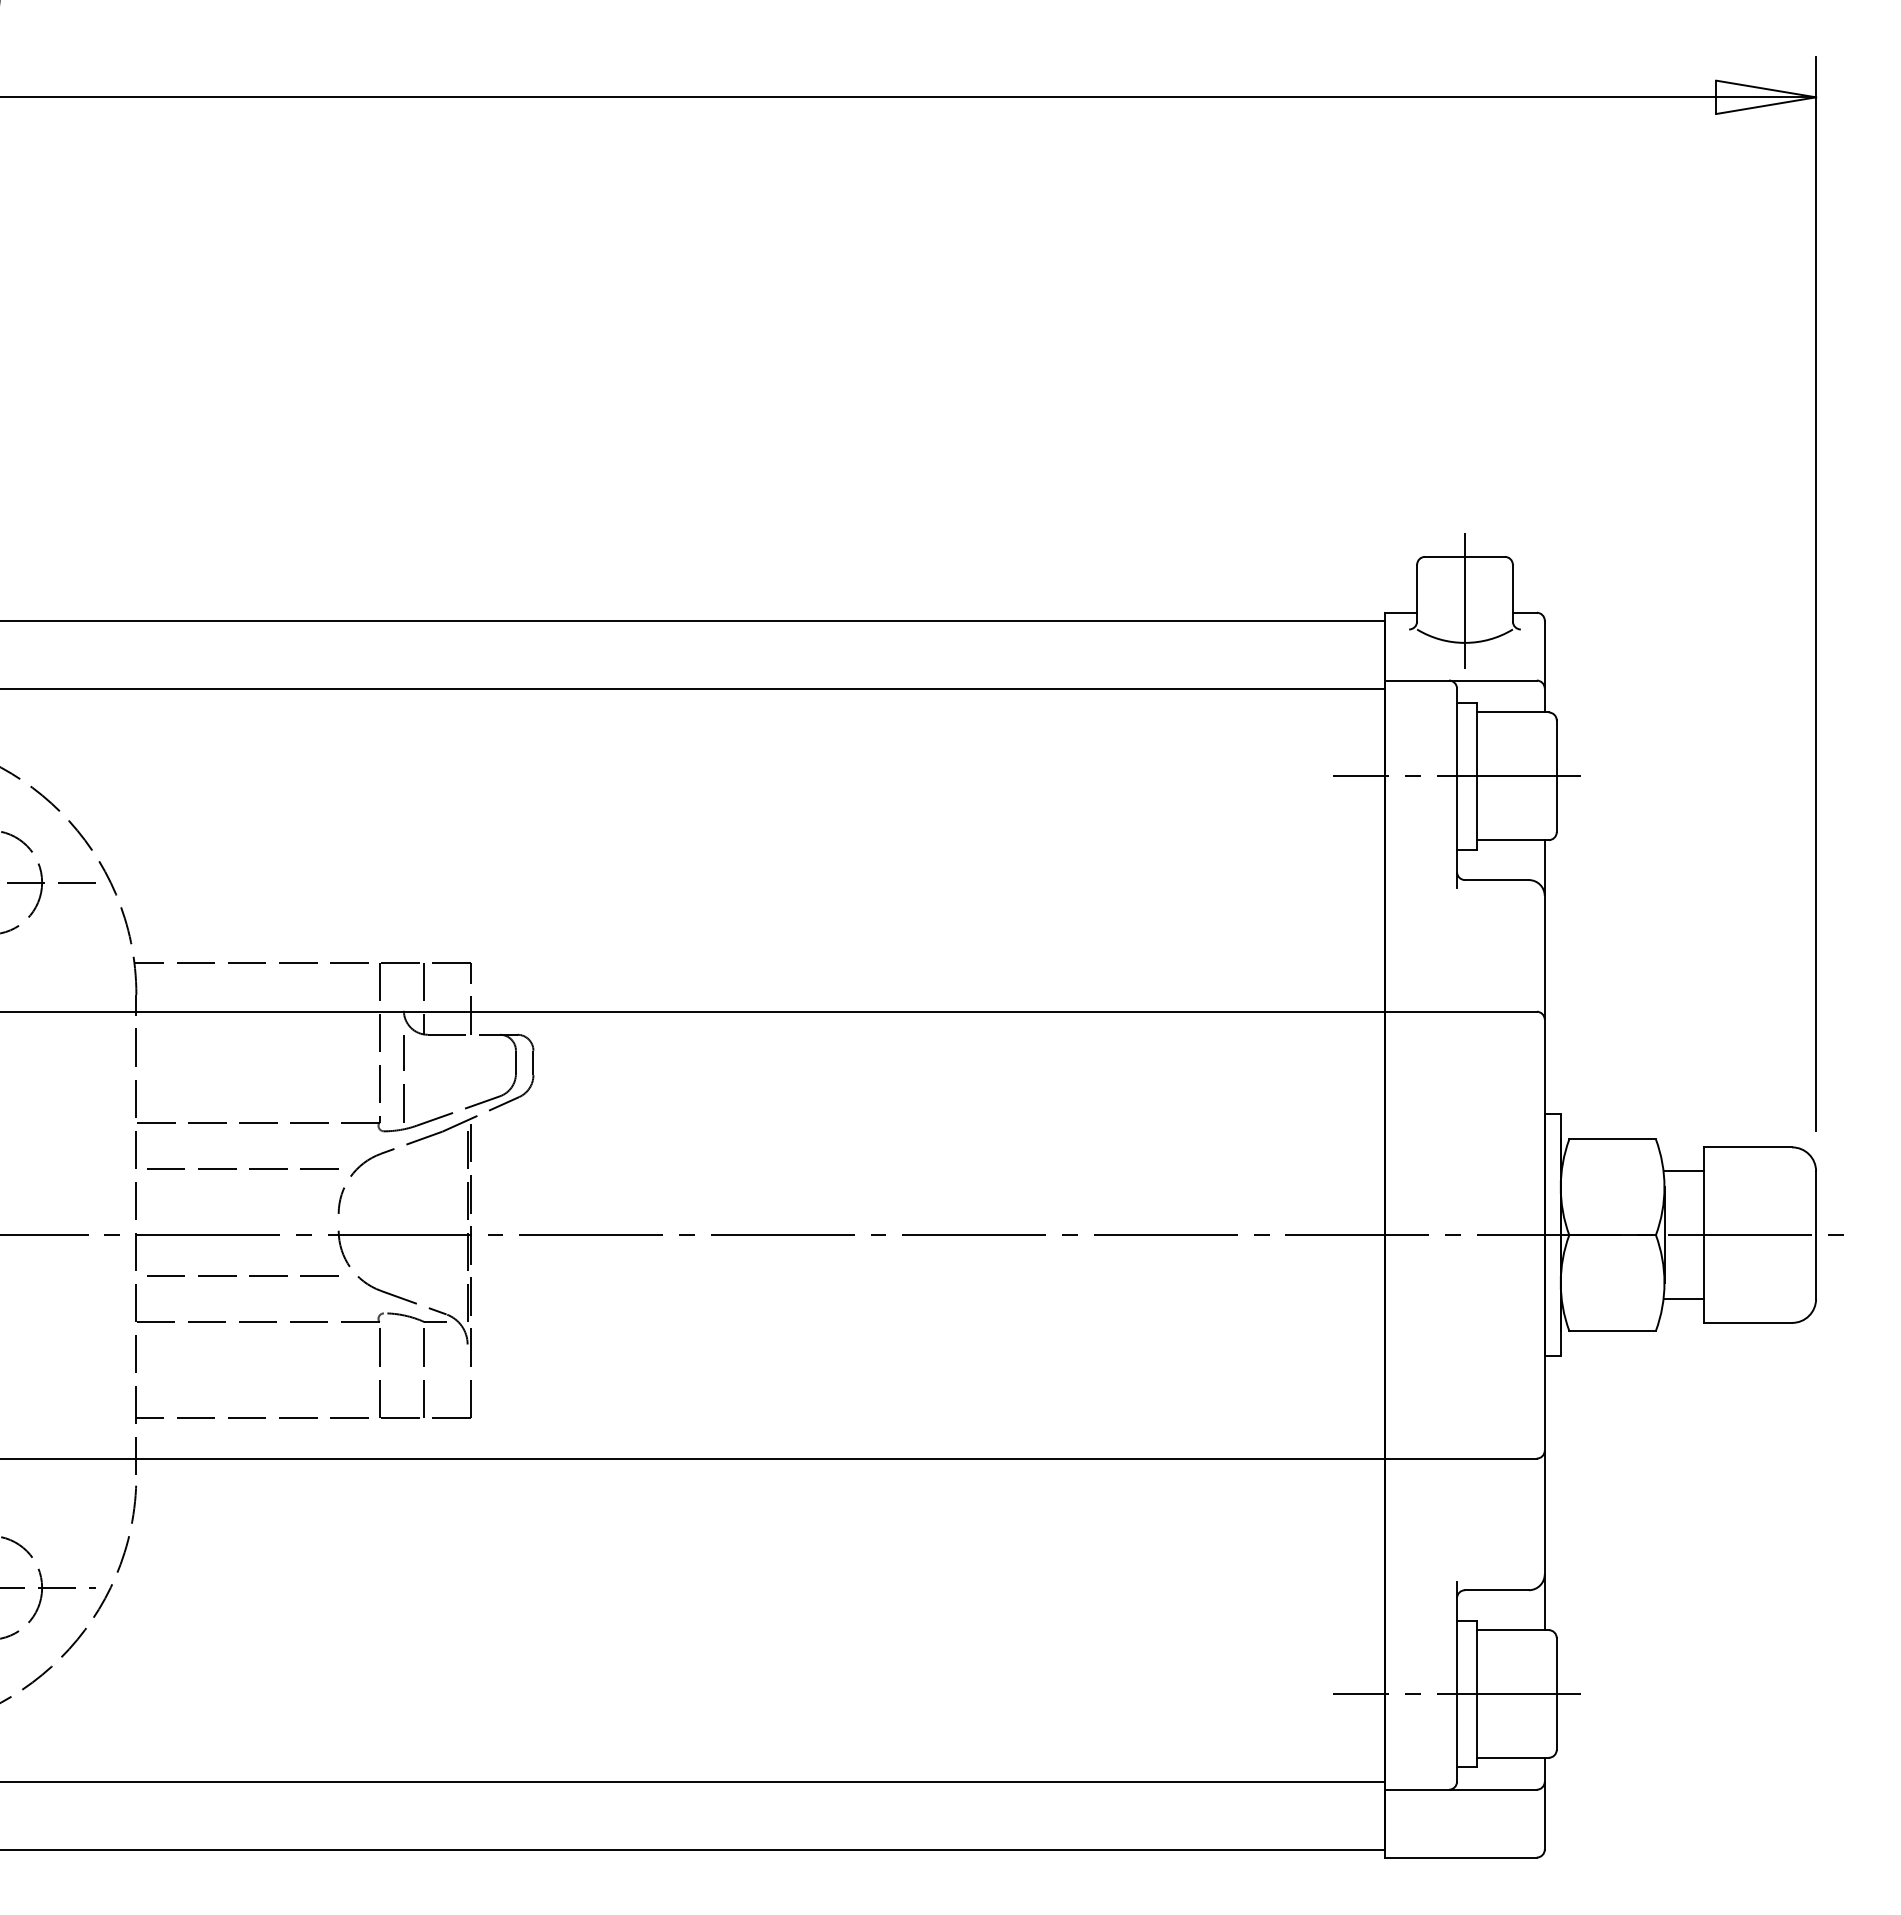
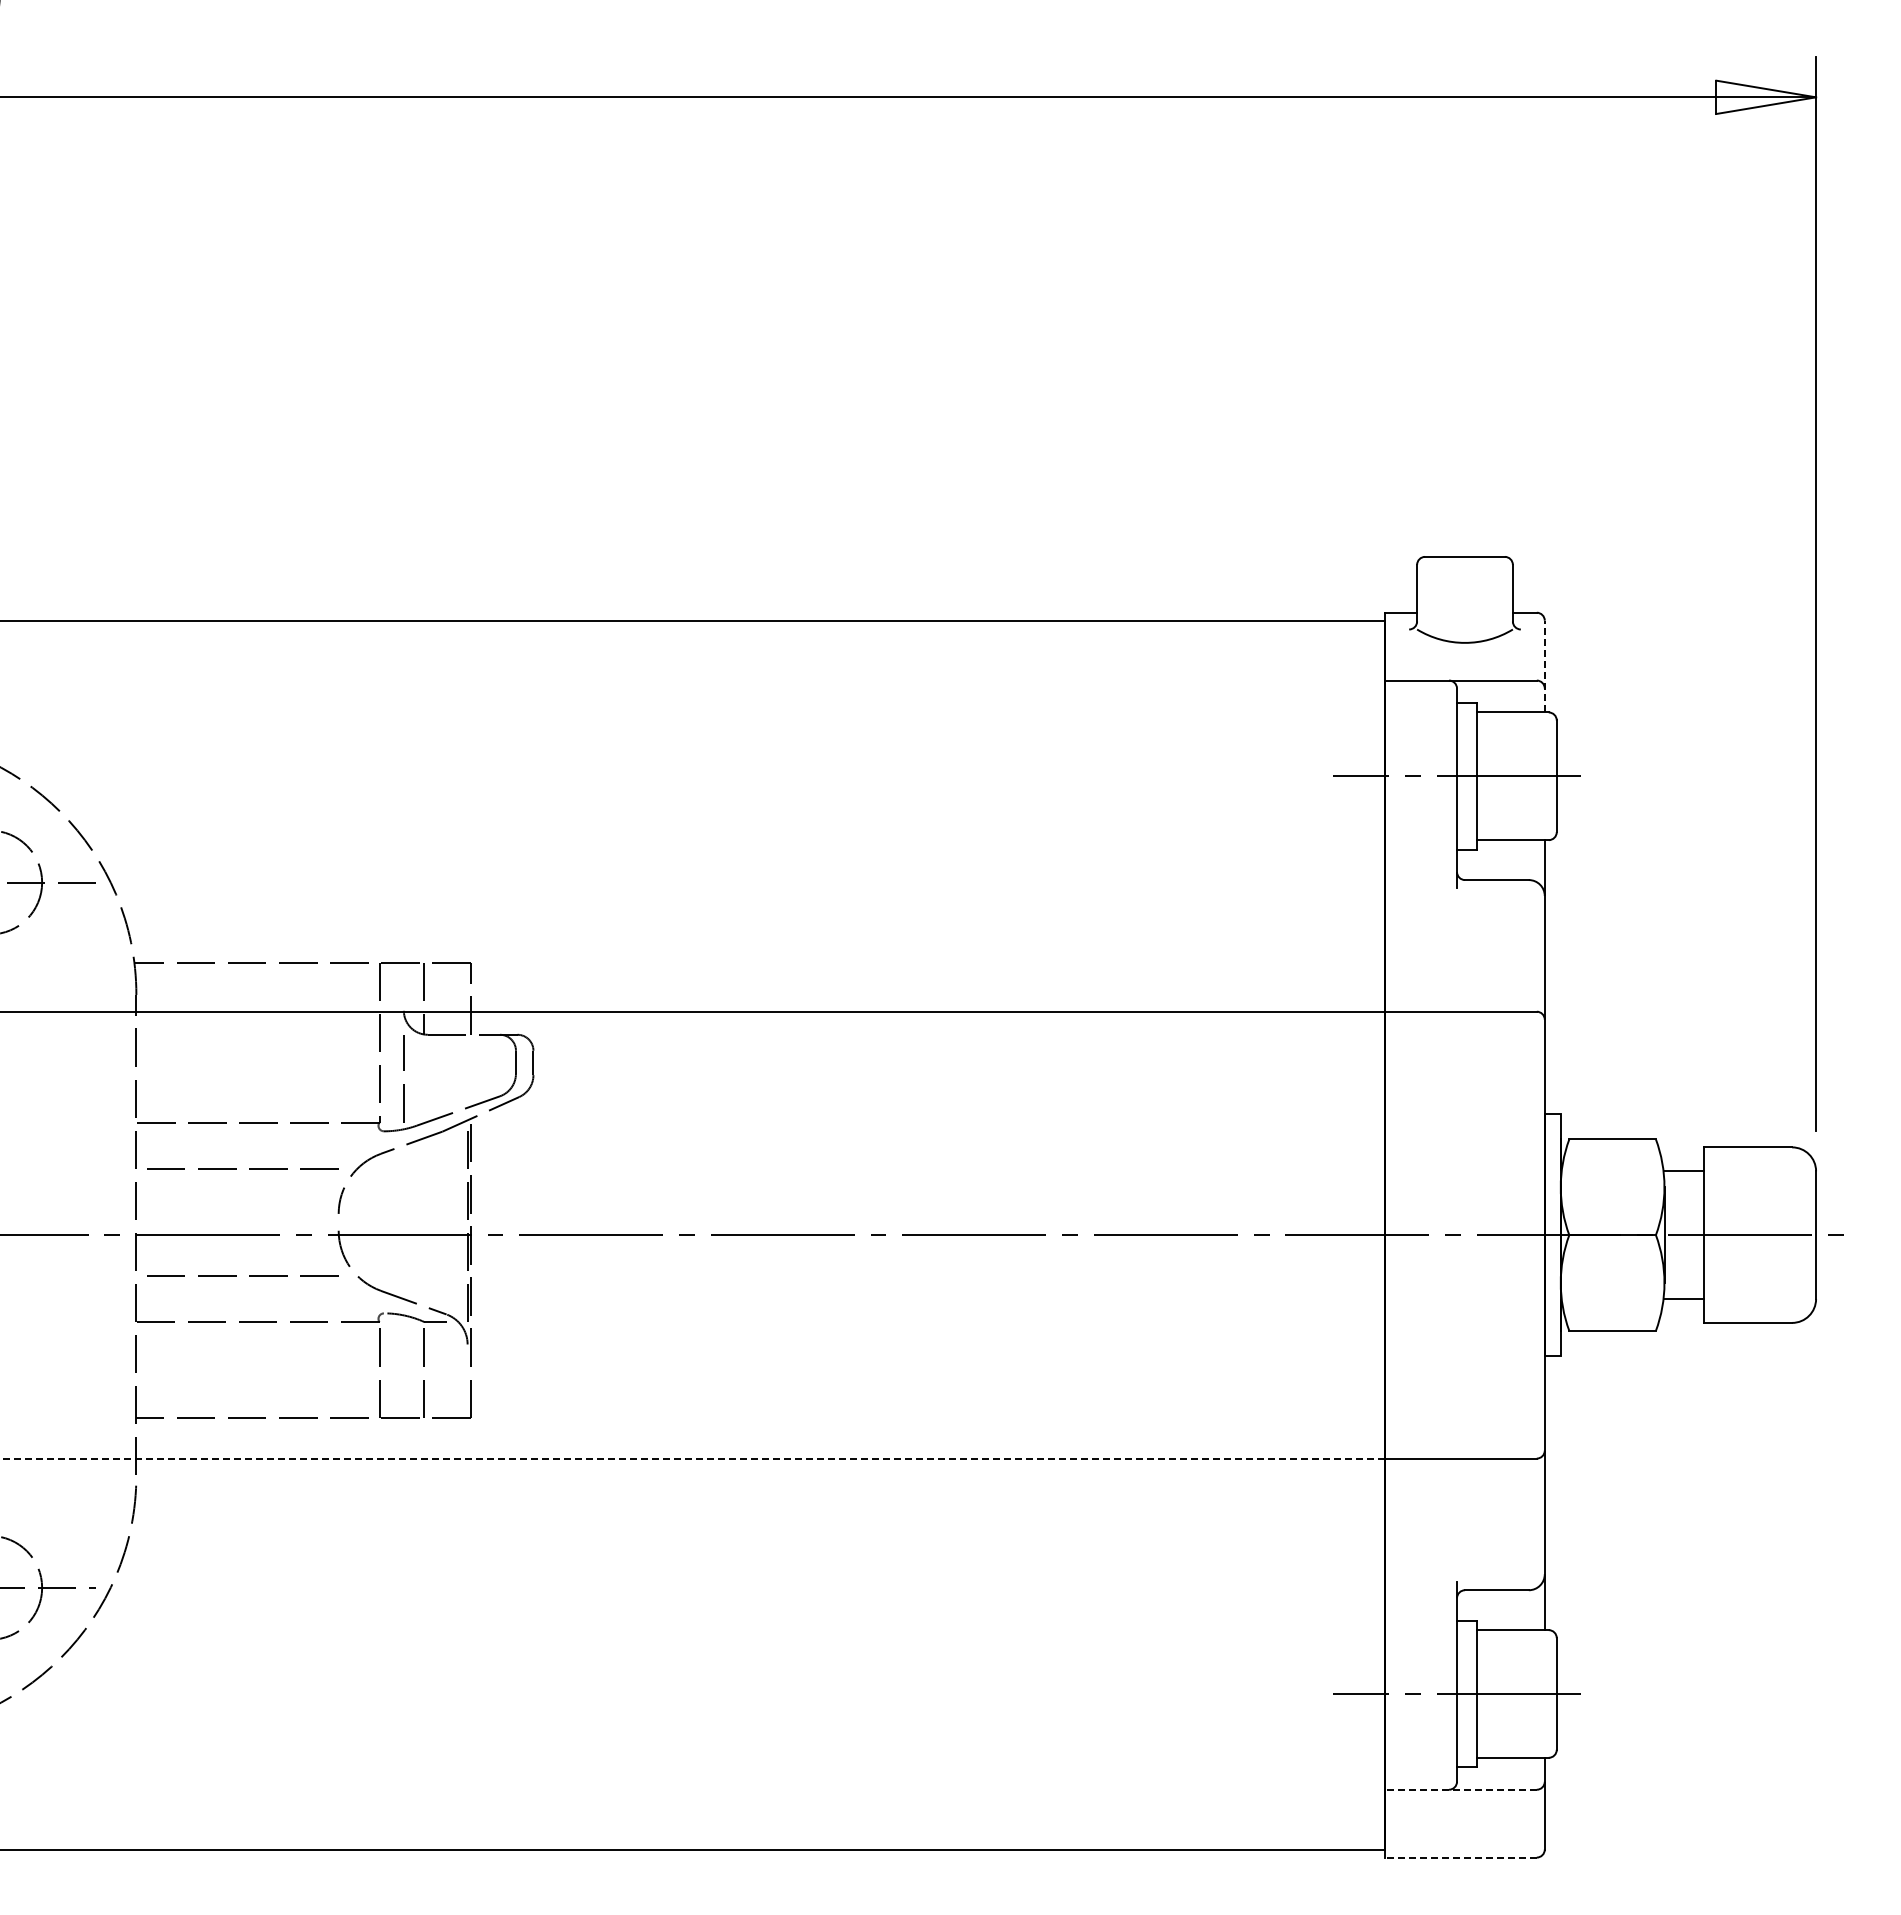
line: present -> none (1465, 600)
line: solid -> dashed (1544, 666)
line: present -> none (693, 688)
line: solid -> dashed (692, 1458)
line: present -> none (693, 1781)
line: solid -> dashed (1461, 1789)
line: solid -> dashed (1461, 1857)
